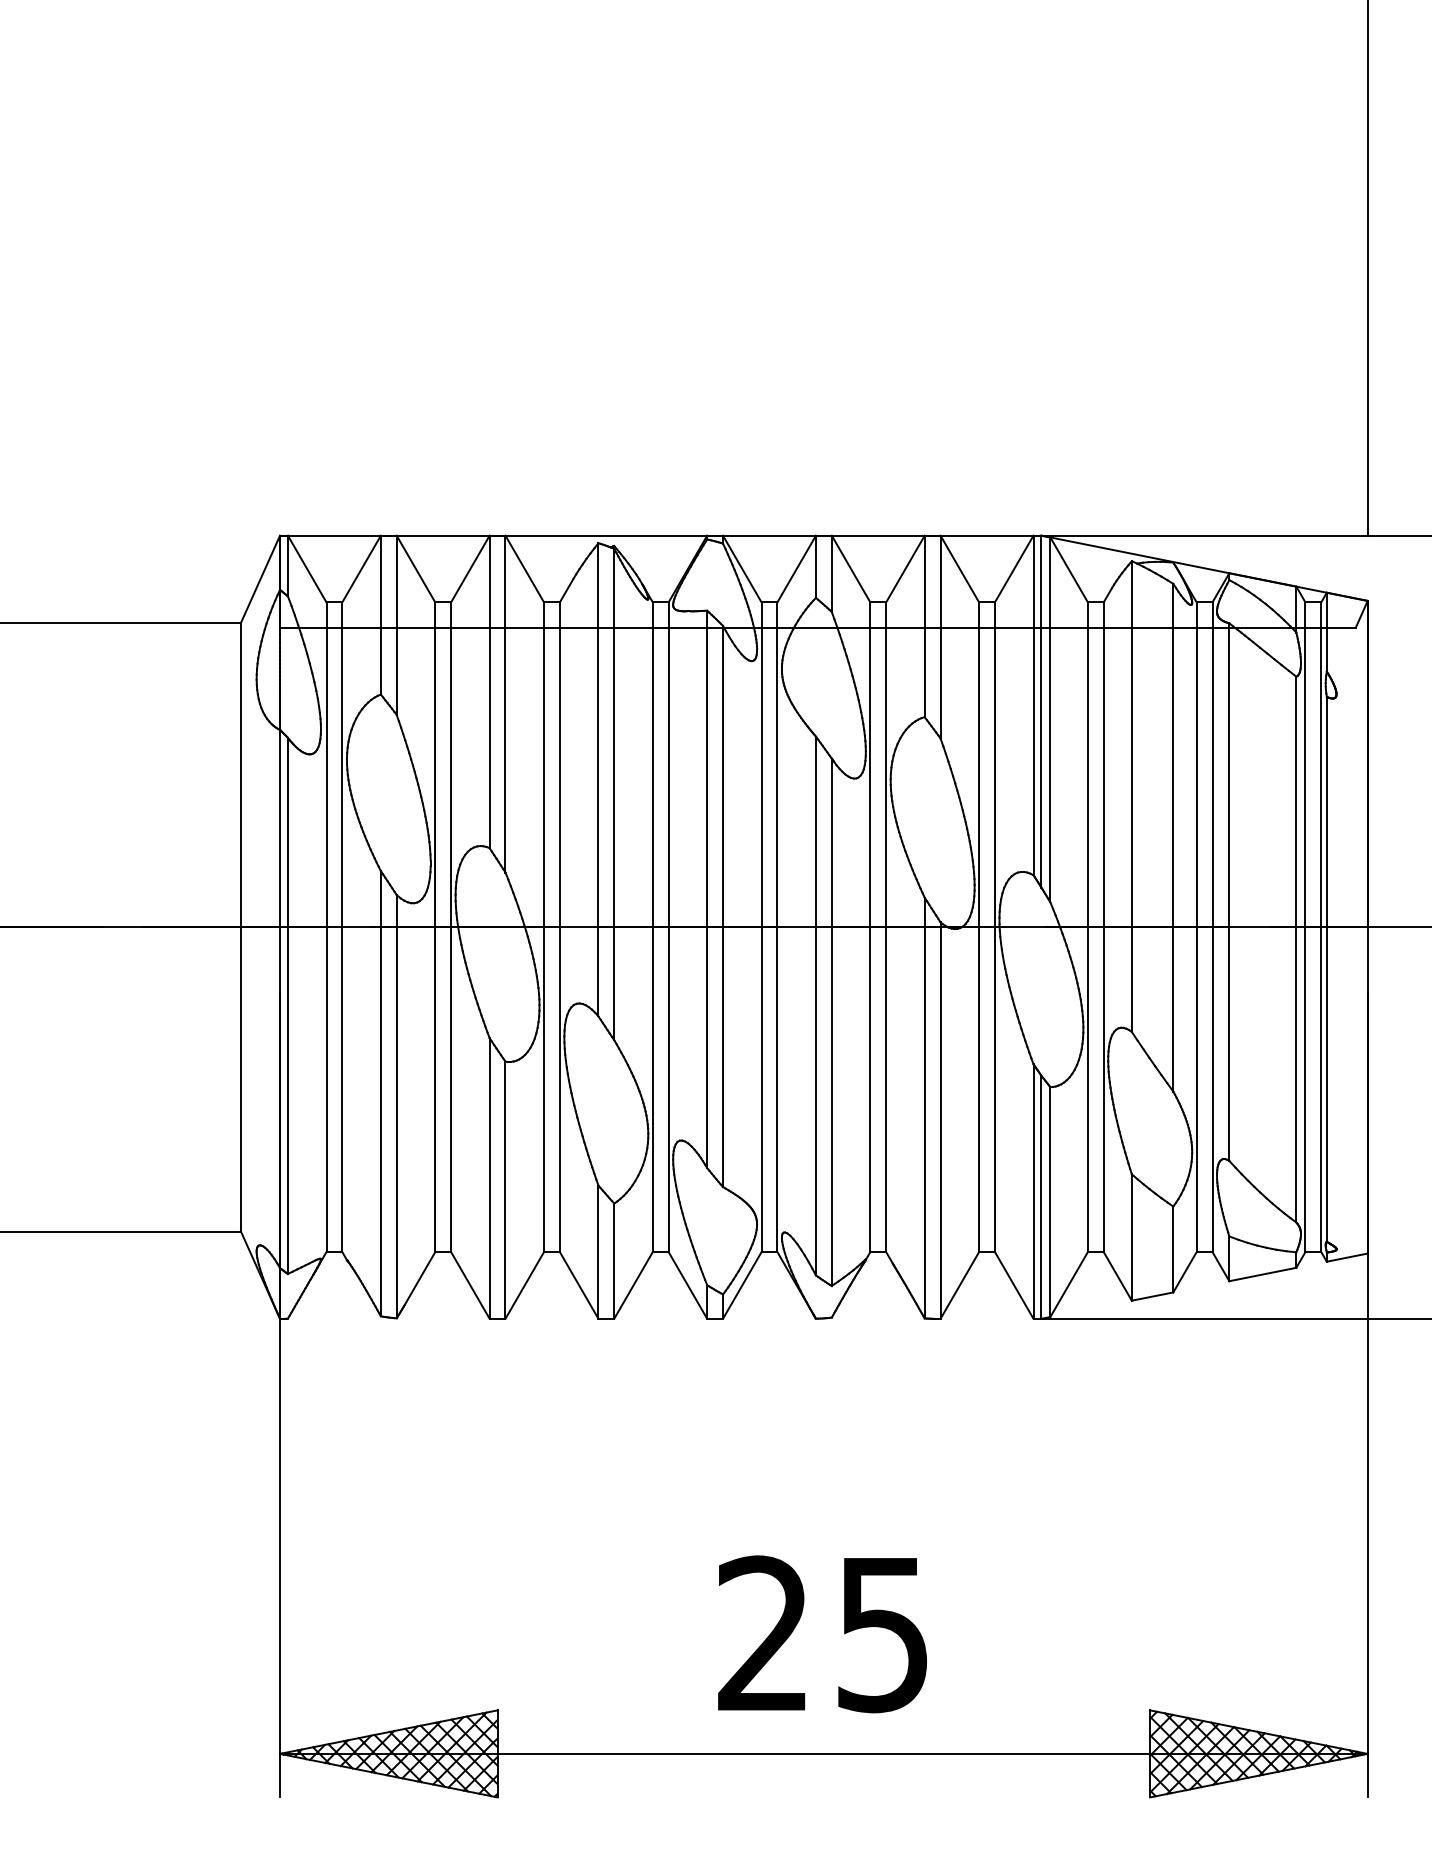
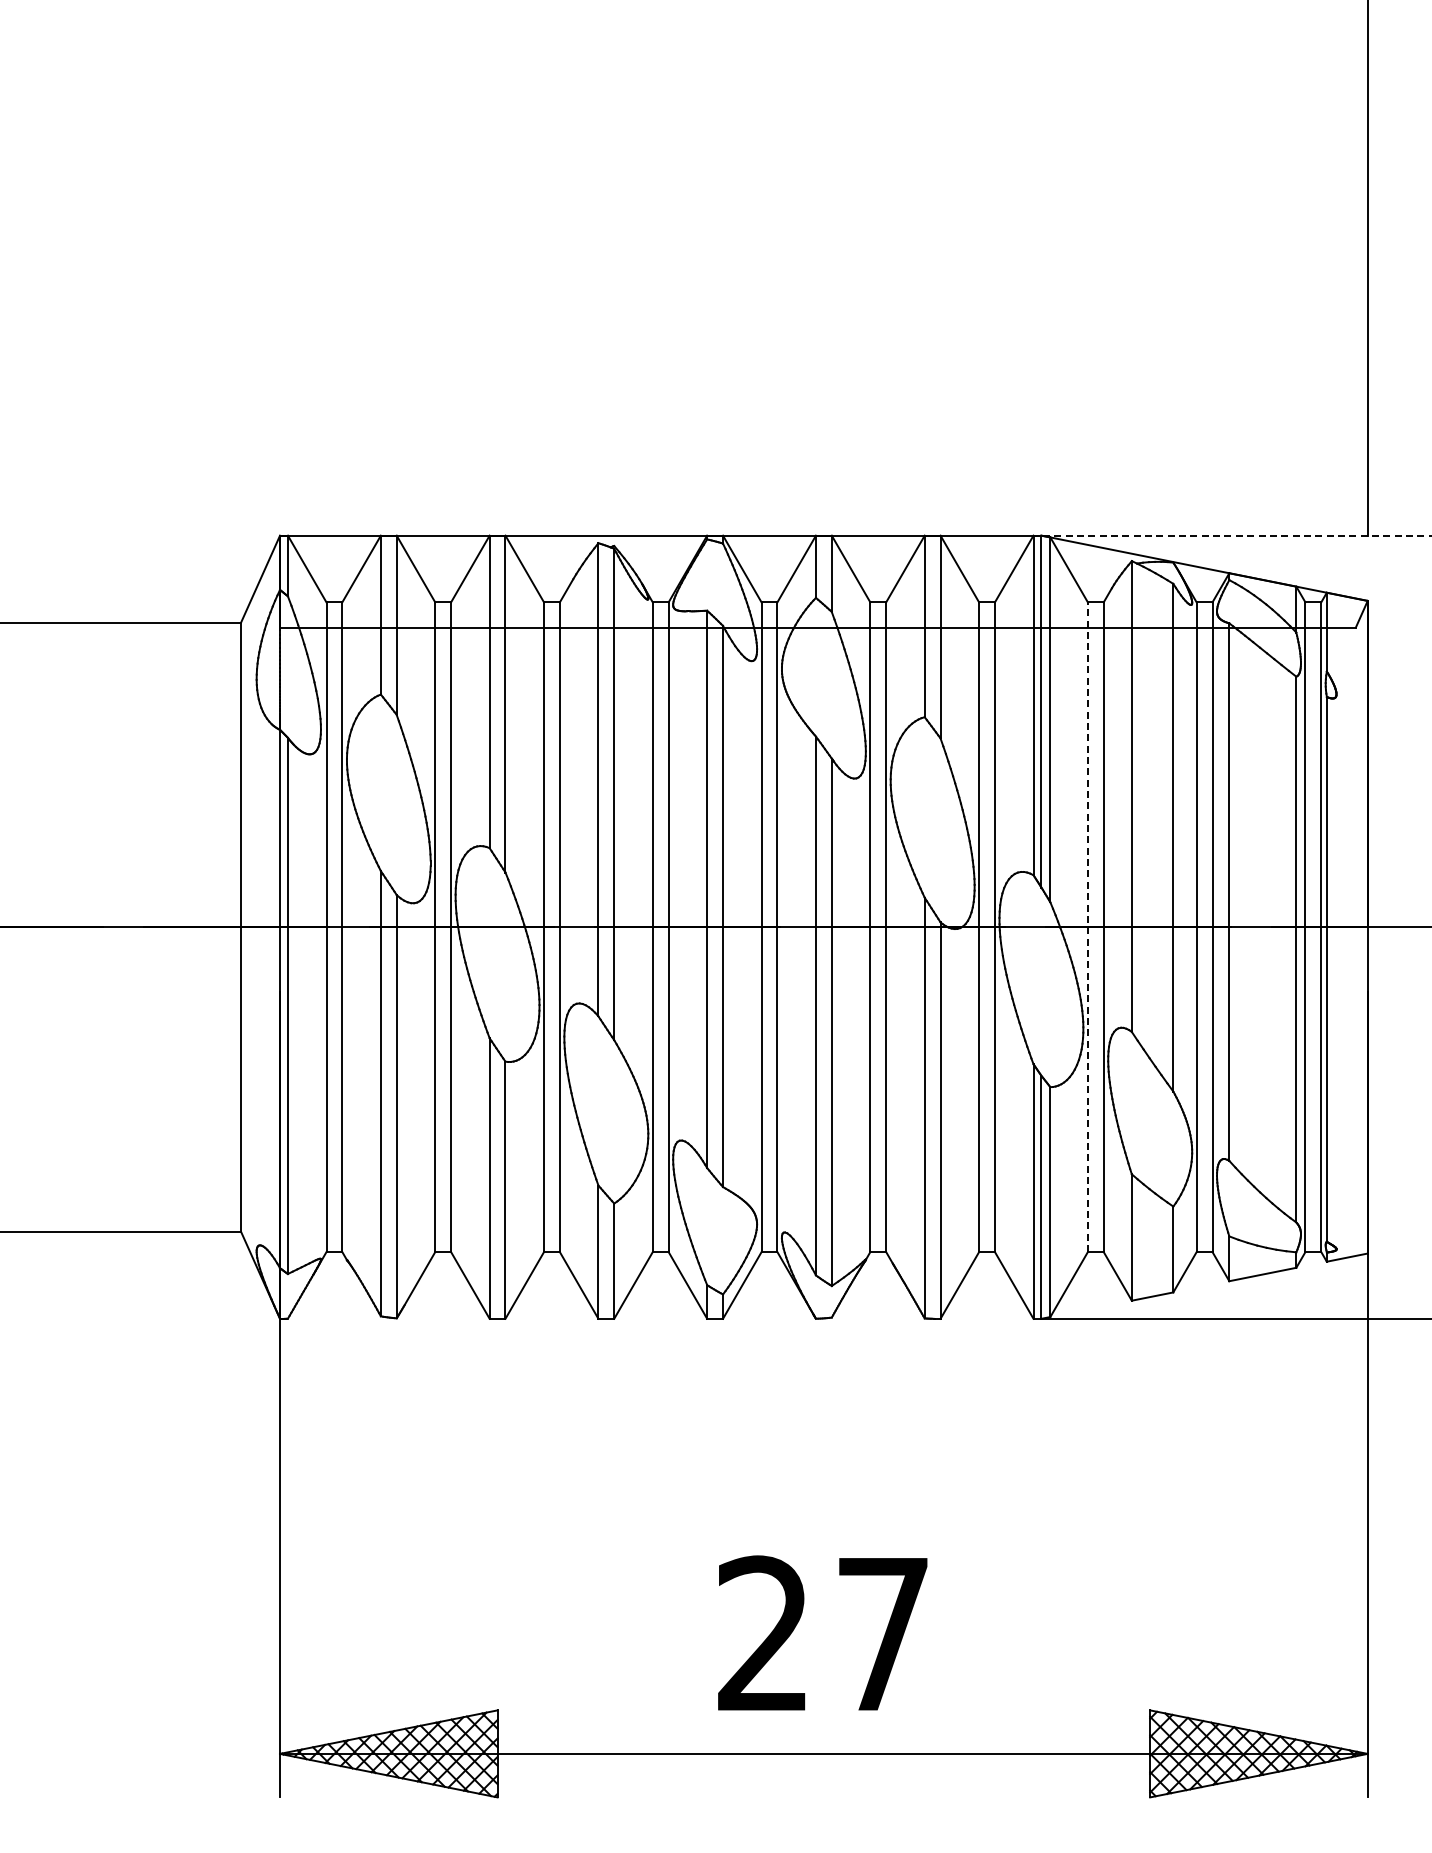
line: solid -> dashed (1236, 535)
line: solid -> dashed (1087, 927)
text: 25 -> 27 (882, 1635)
